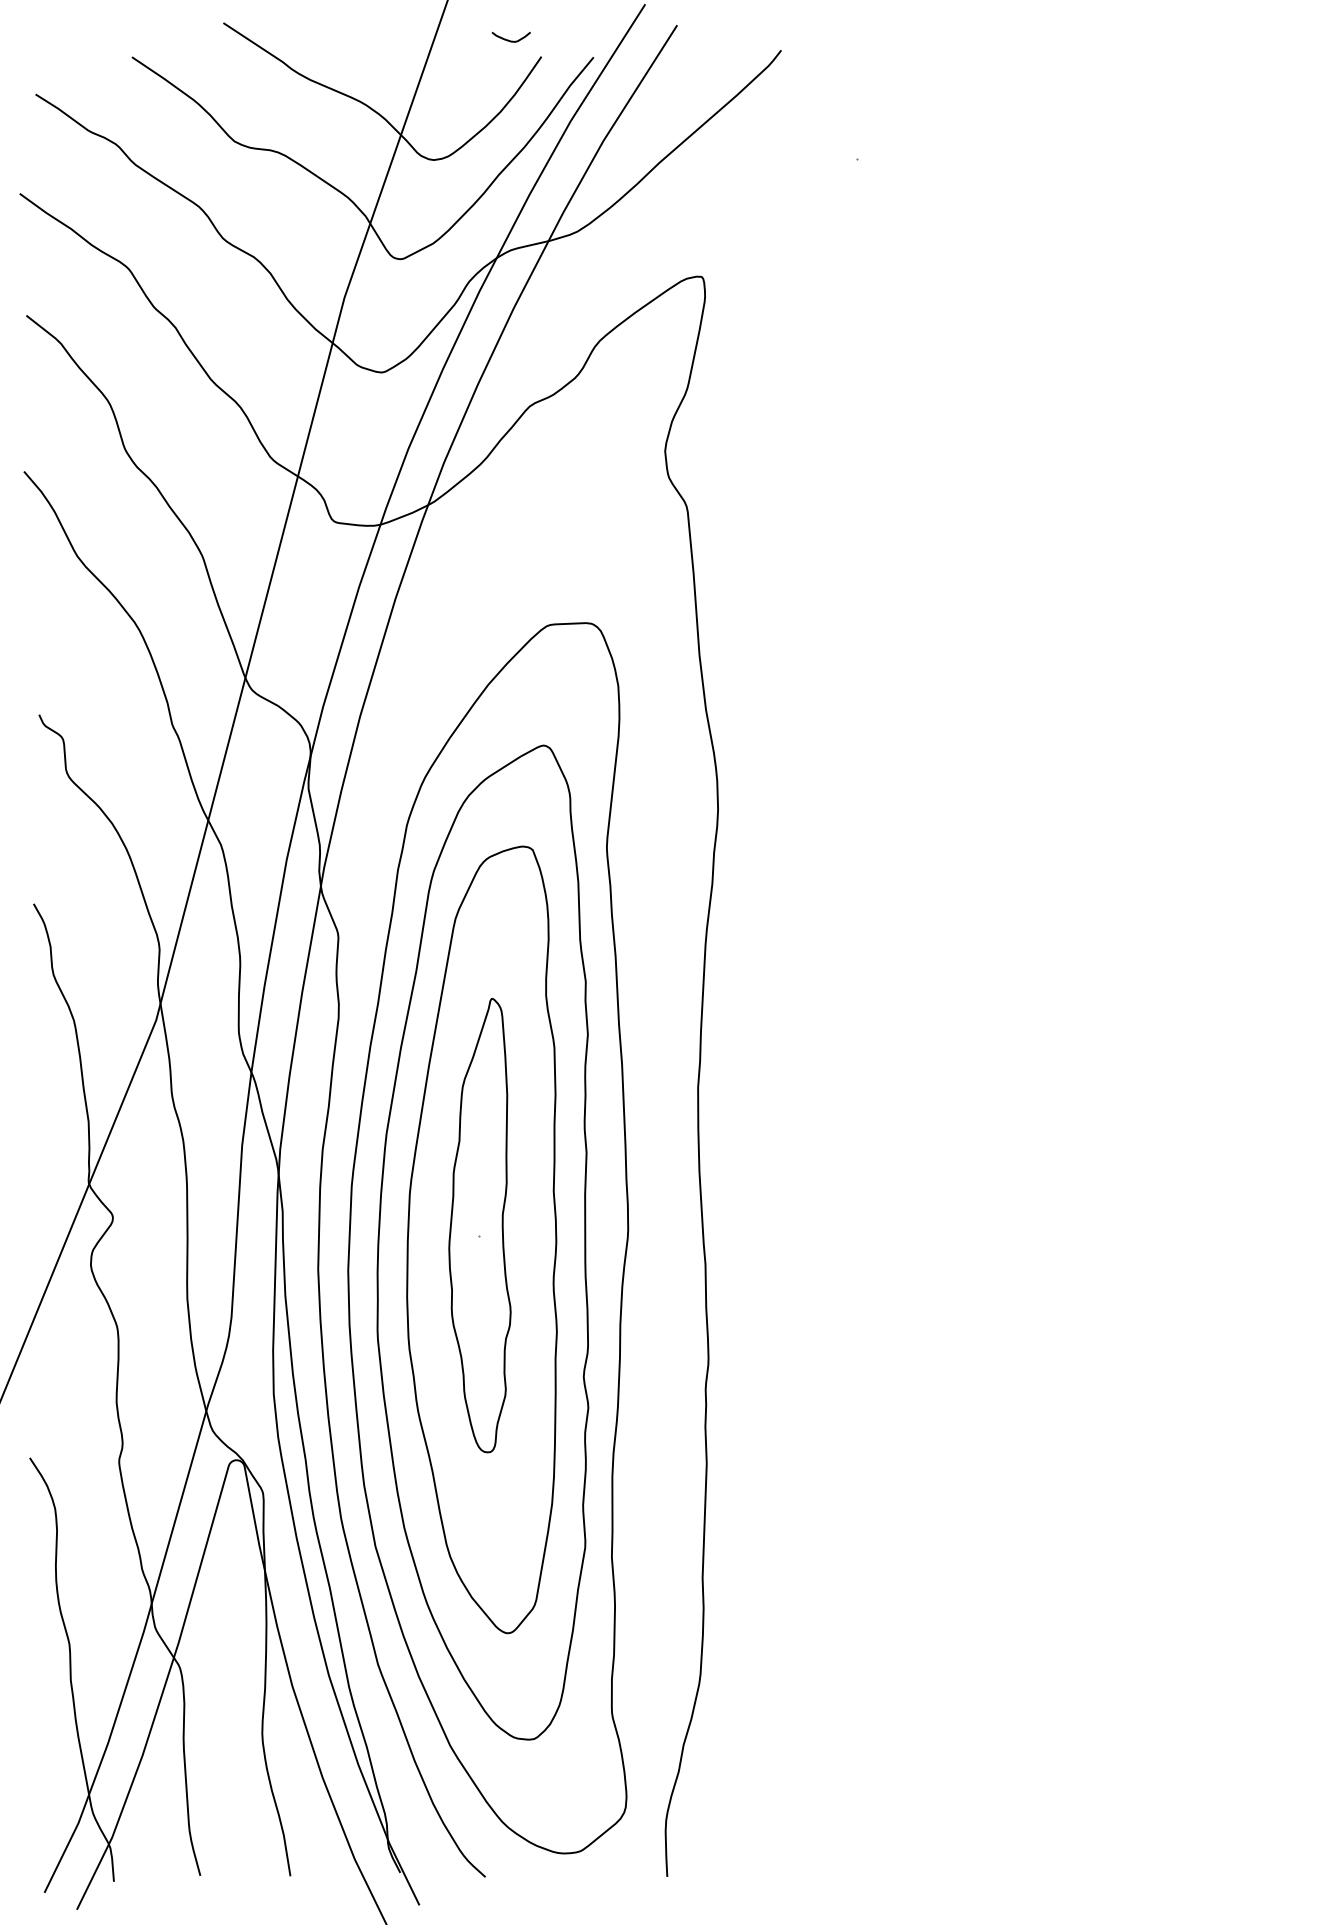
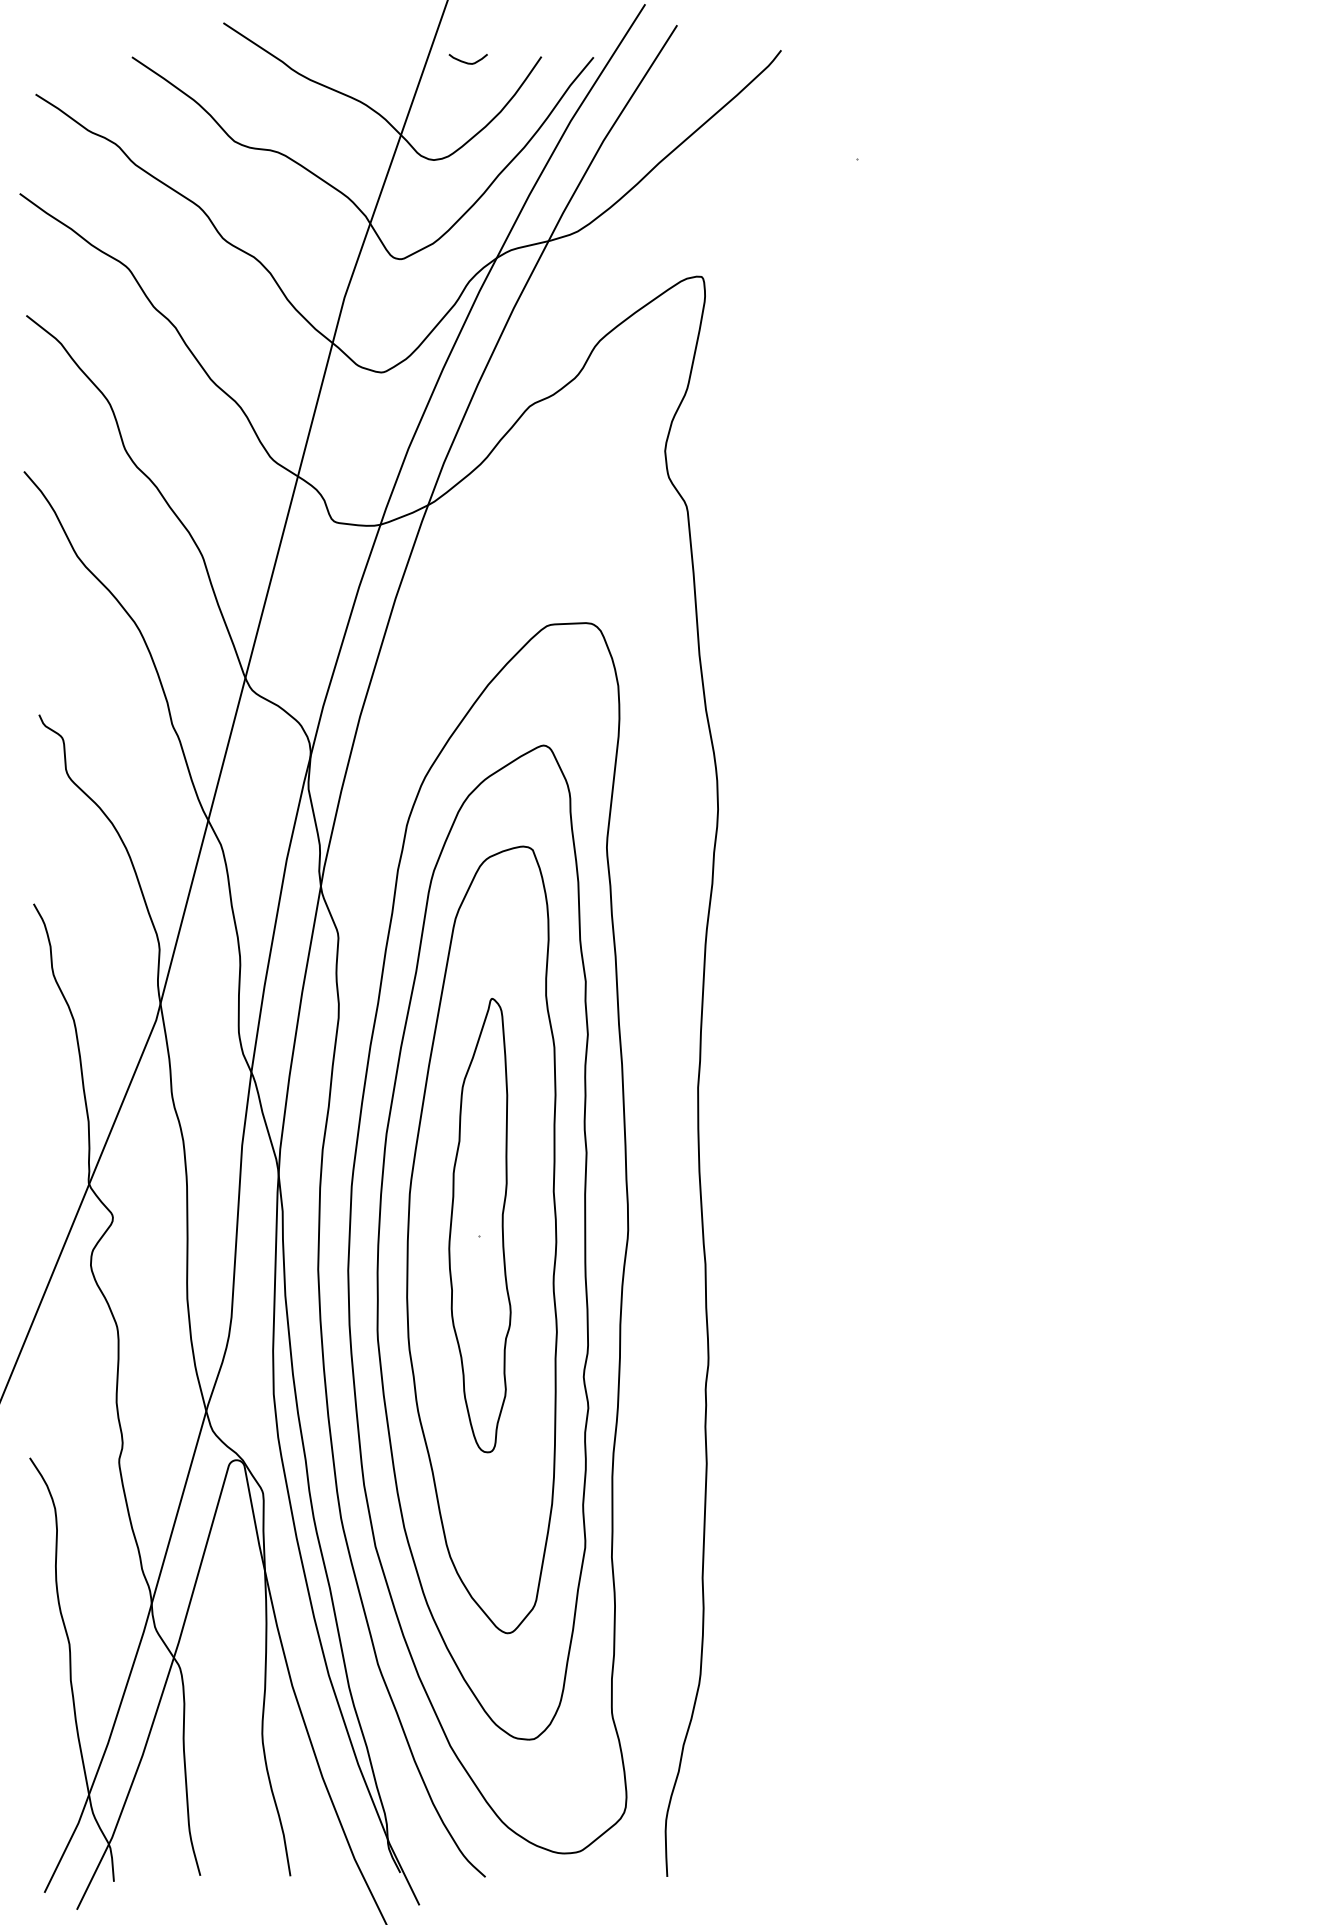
curve position: (508, 39) -> (465, 61) (465, 61)
